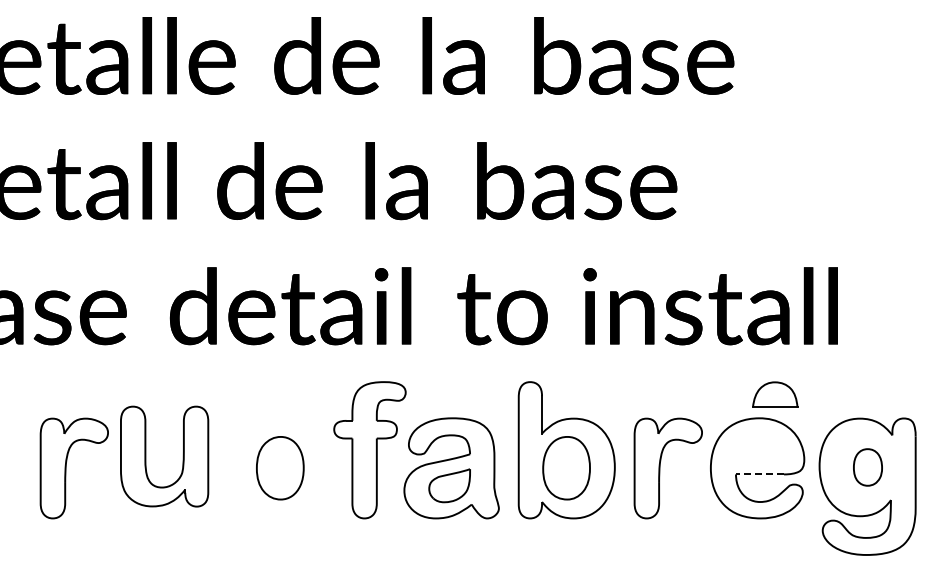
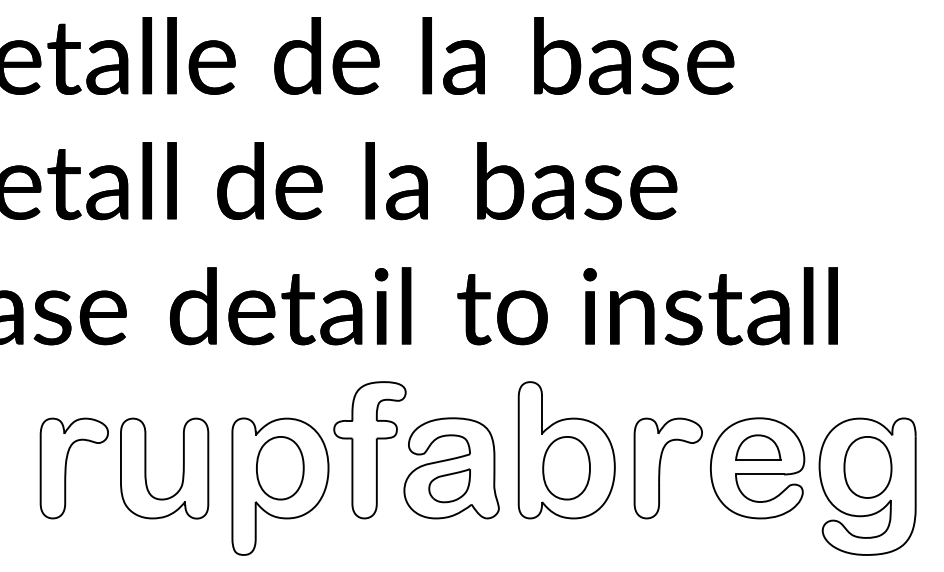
part position: (775, 394) -> (758, 447) (758, 447)
part position: (146, 456) -> (146, 468) (146, 468)
part size: 30x39 px -> 50x63 px (867, 467)
line: dashed -> solid (759, 474)
part: none -> present (280, 486)
